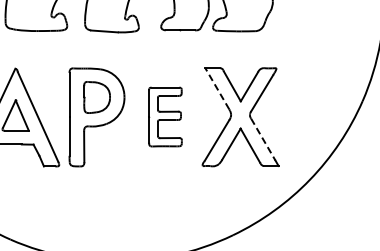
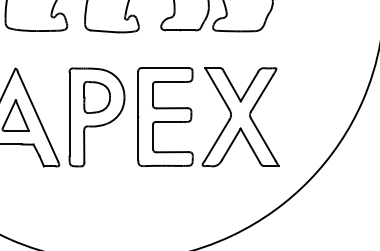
line: dashed -> solid (217, 88)
part size: 35x62 px -> 57x100 px (165, 116)
line: dashed -> solid (263, 140)
